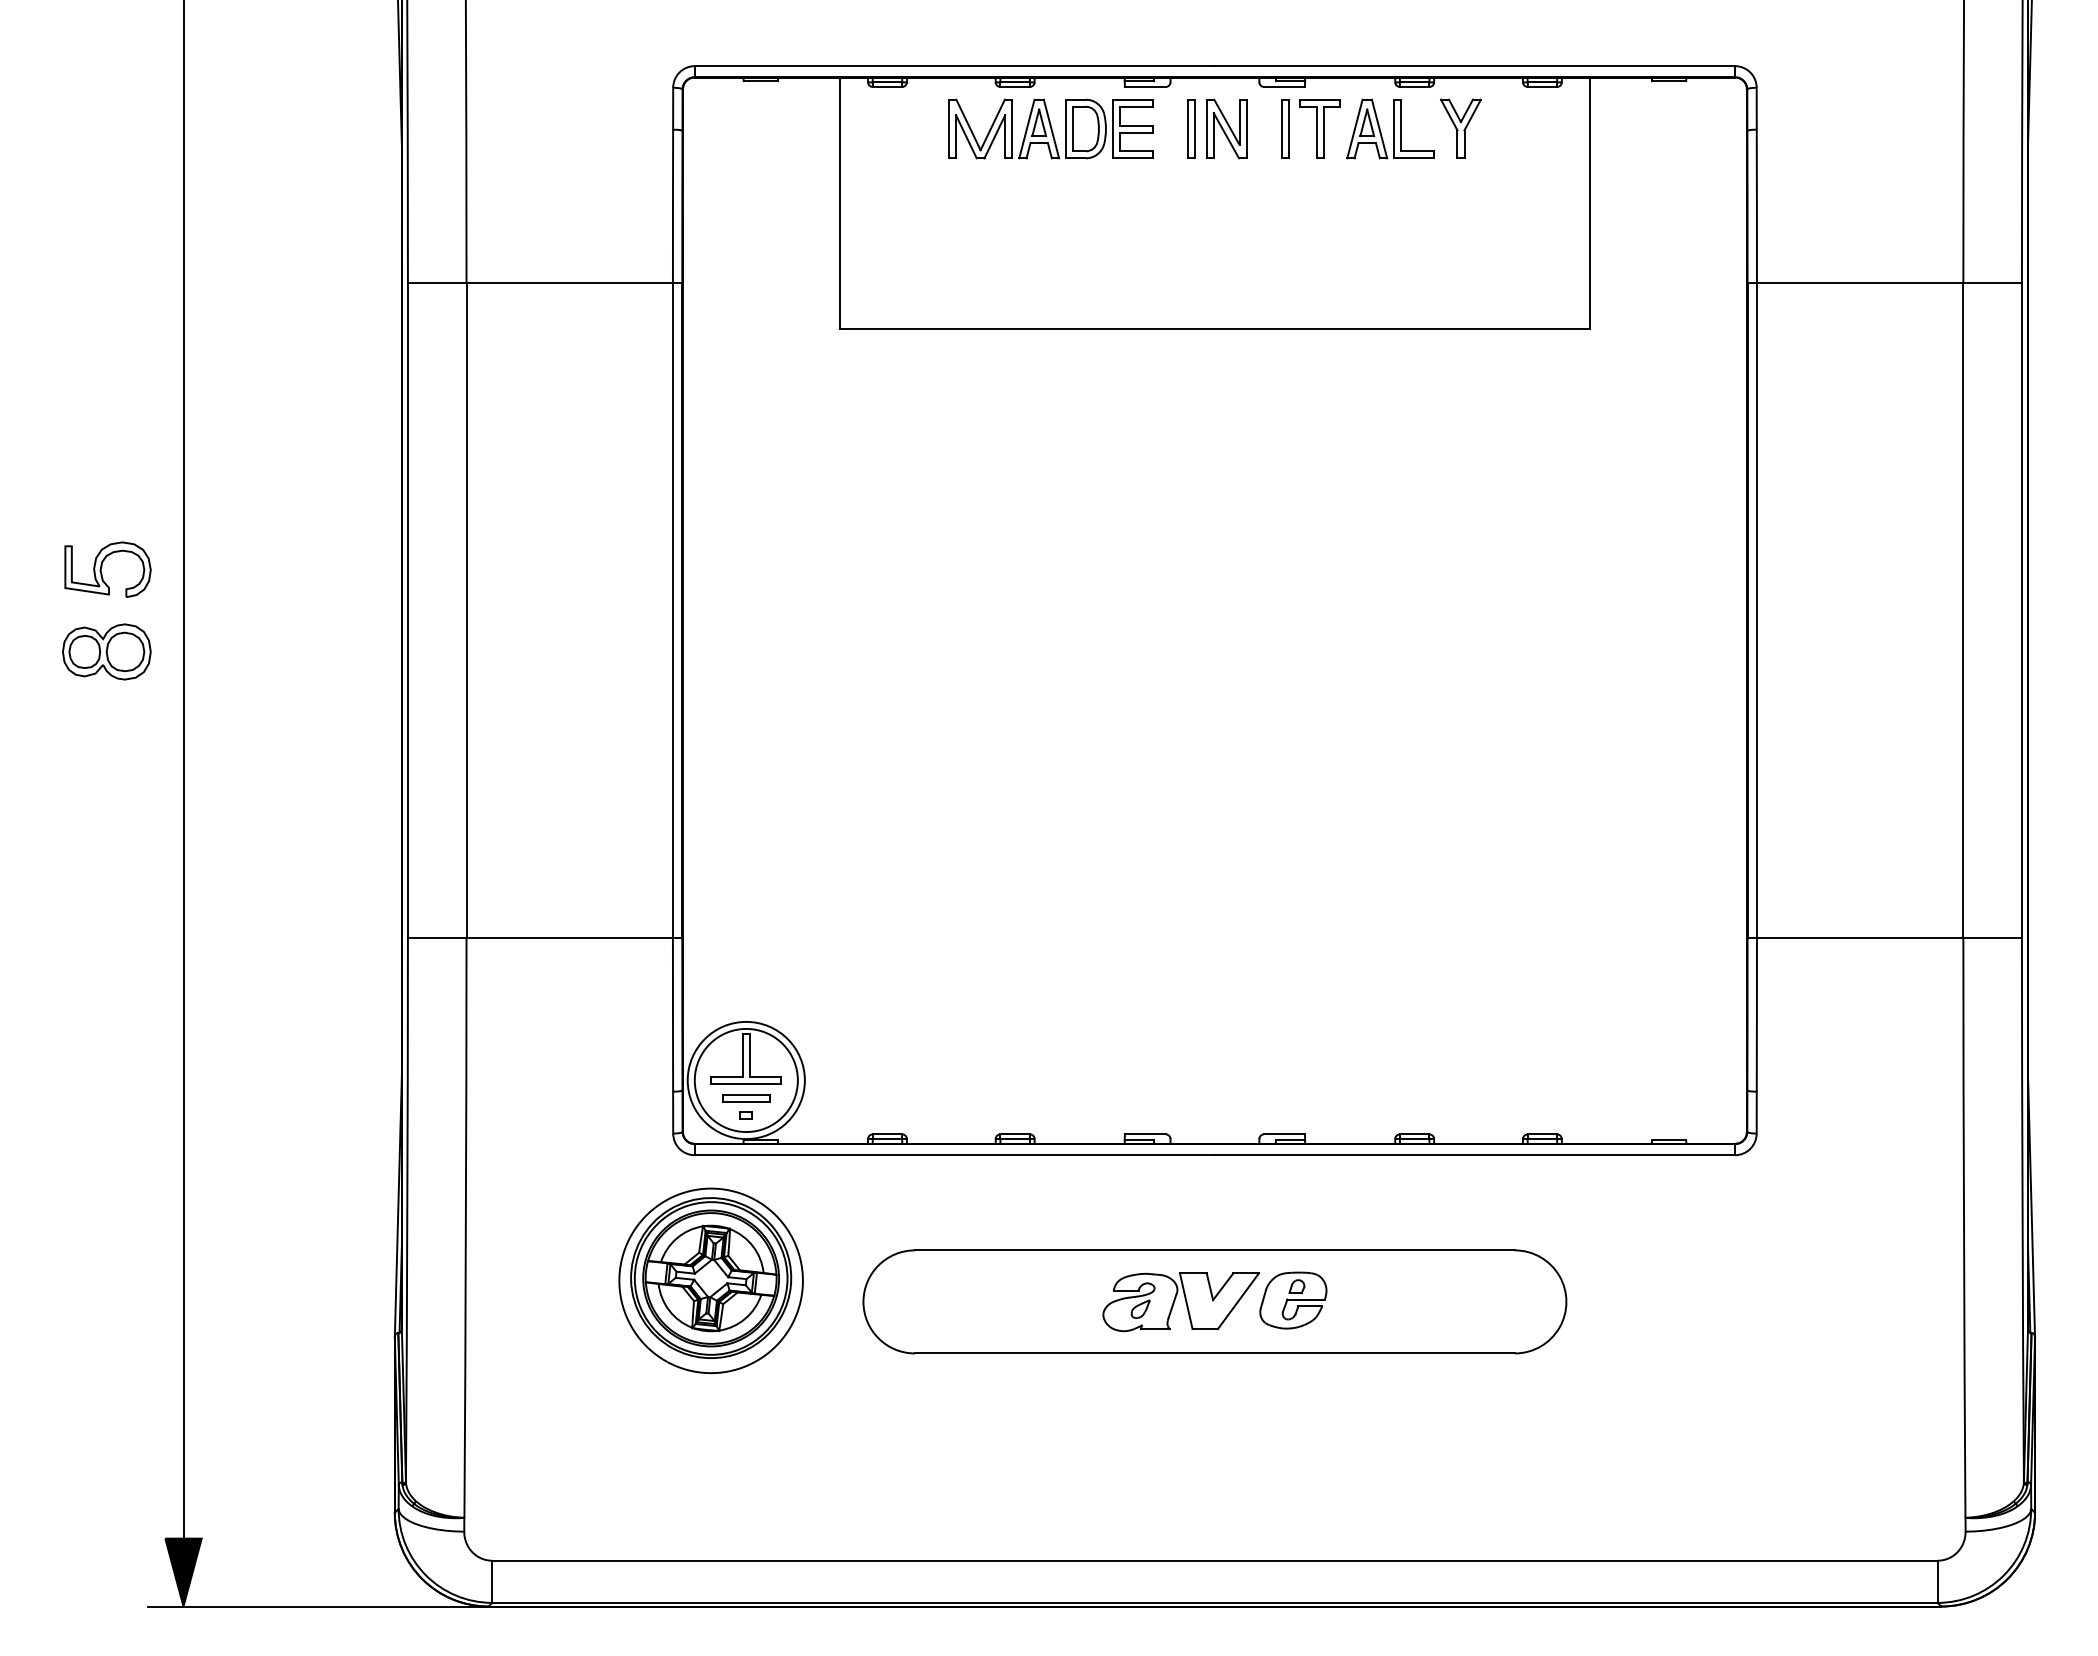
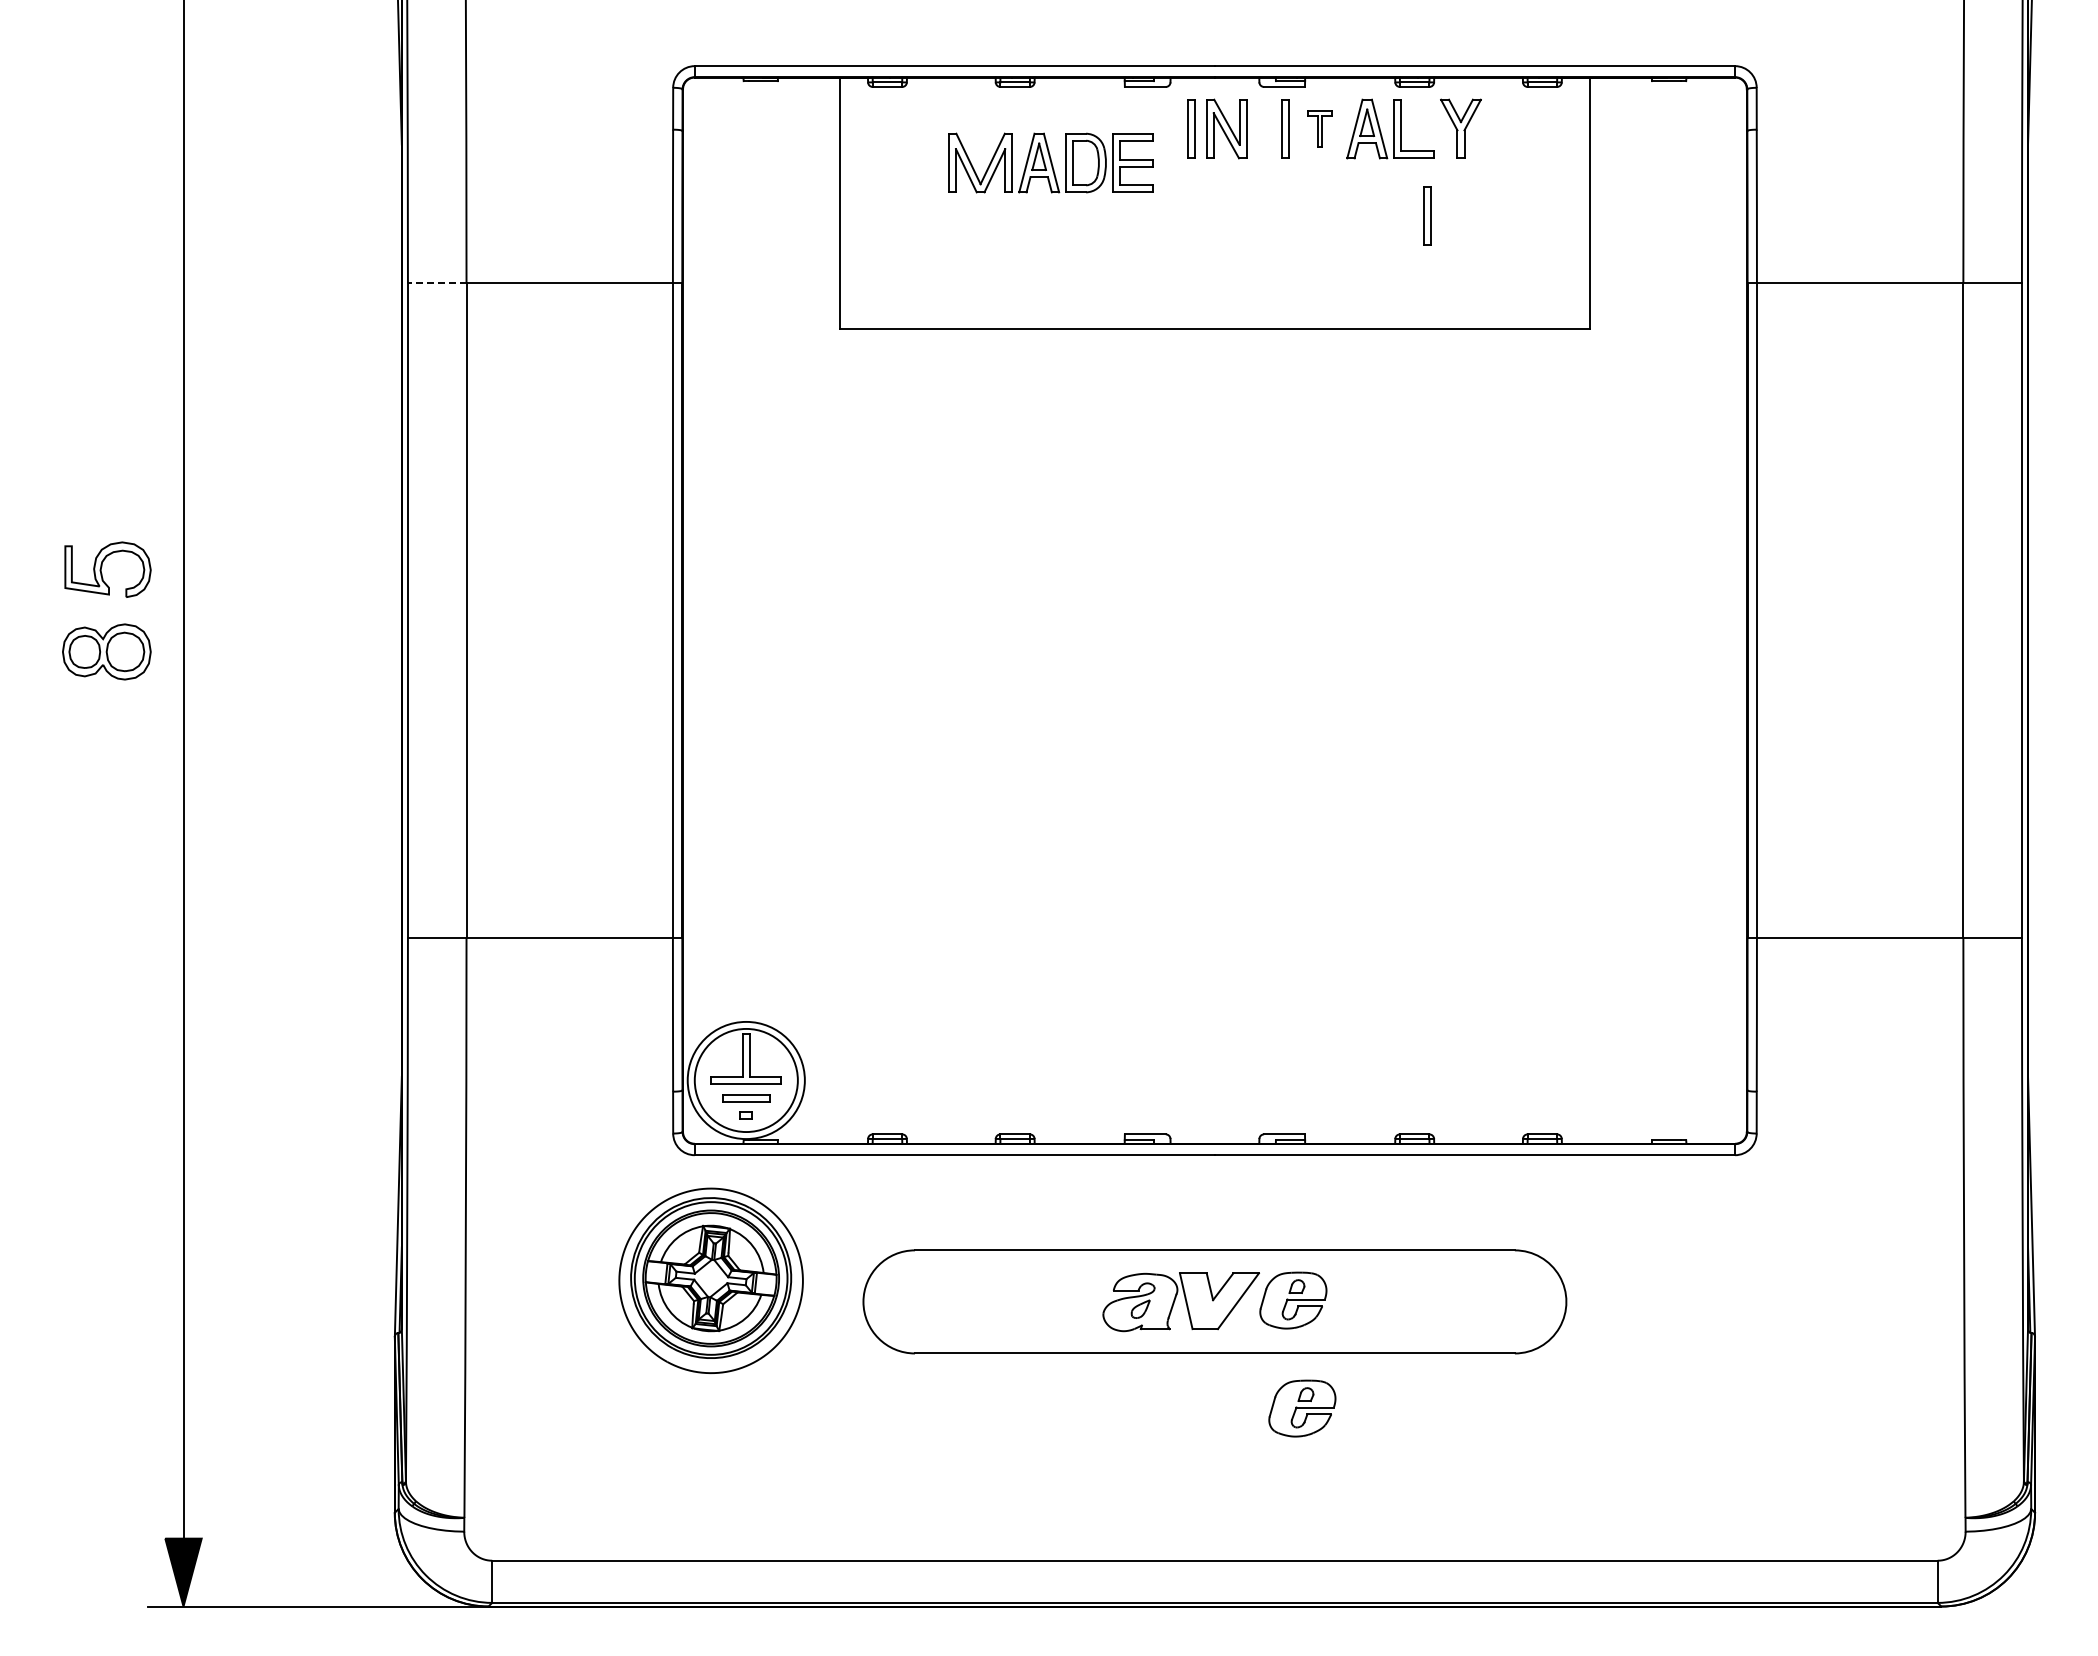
part position: (1050, 128) -> (1050, 162) (1050, 162)
part size: 42x60 px -> 26x38 px (1319, 128)
part: none -> present (1427, 215)
line: solid -> dashed (436, 283)
part: none -> present (1302, 1408)
